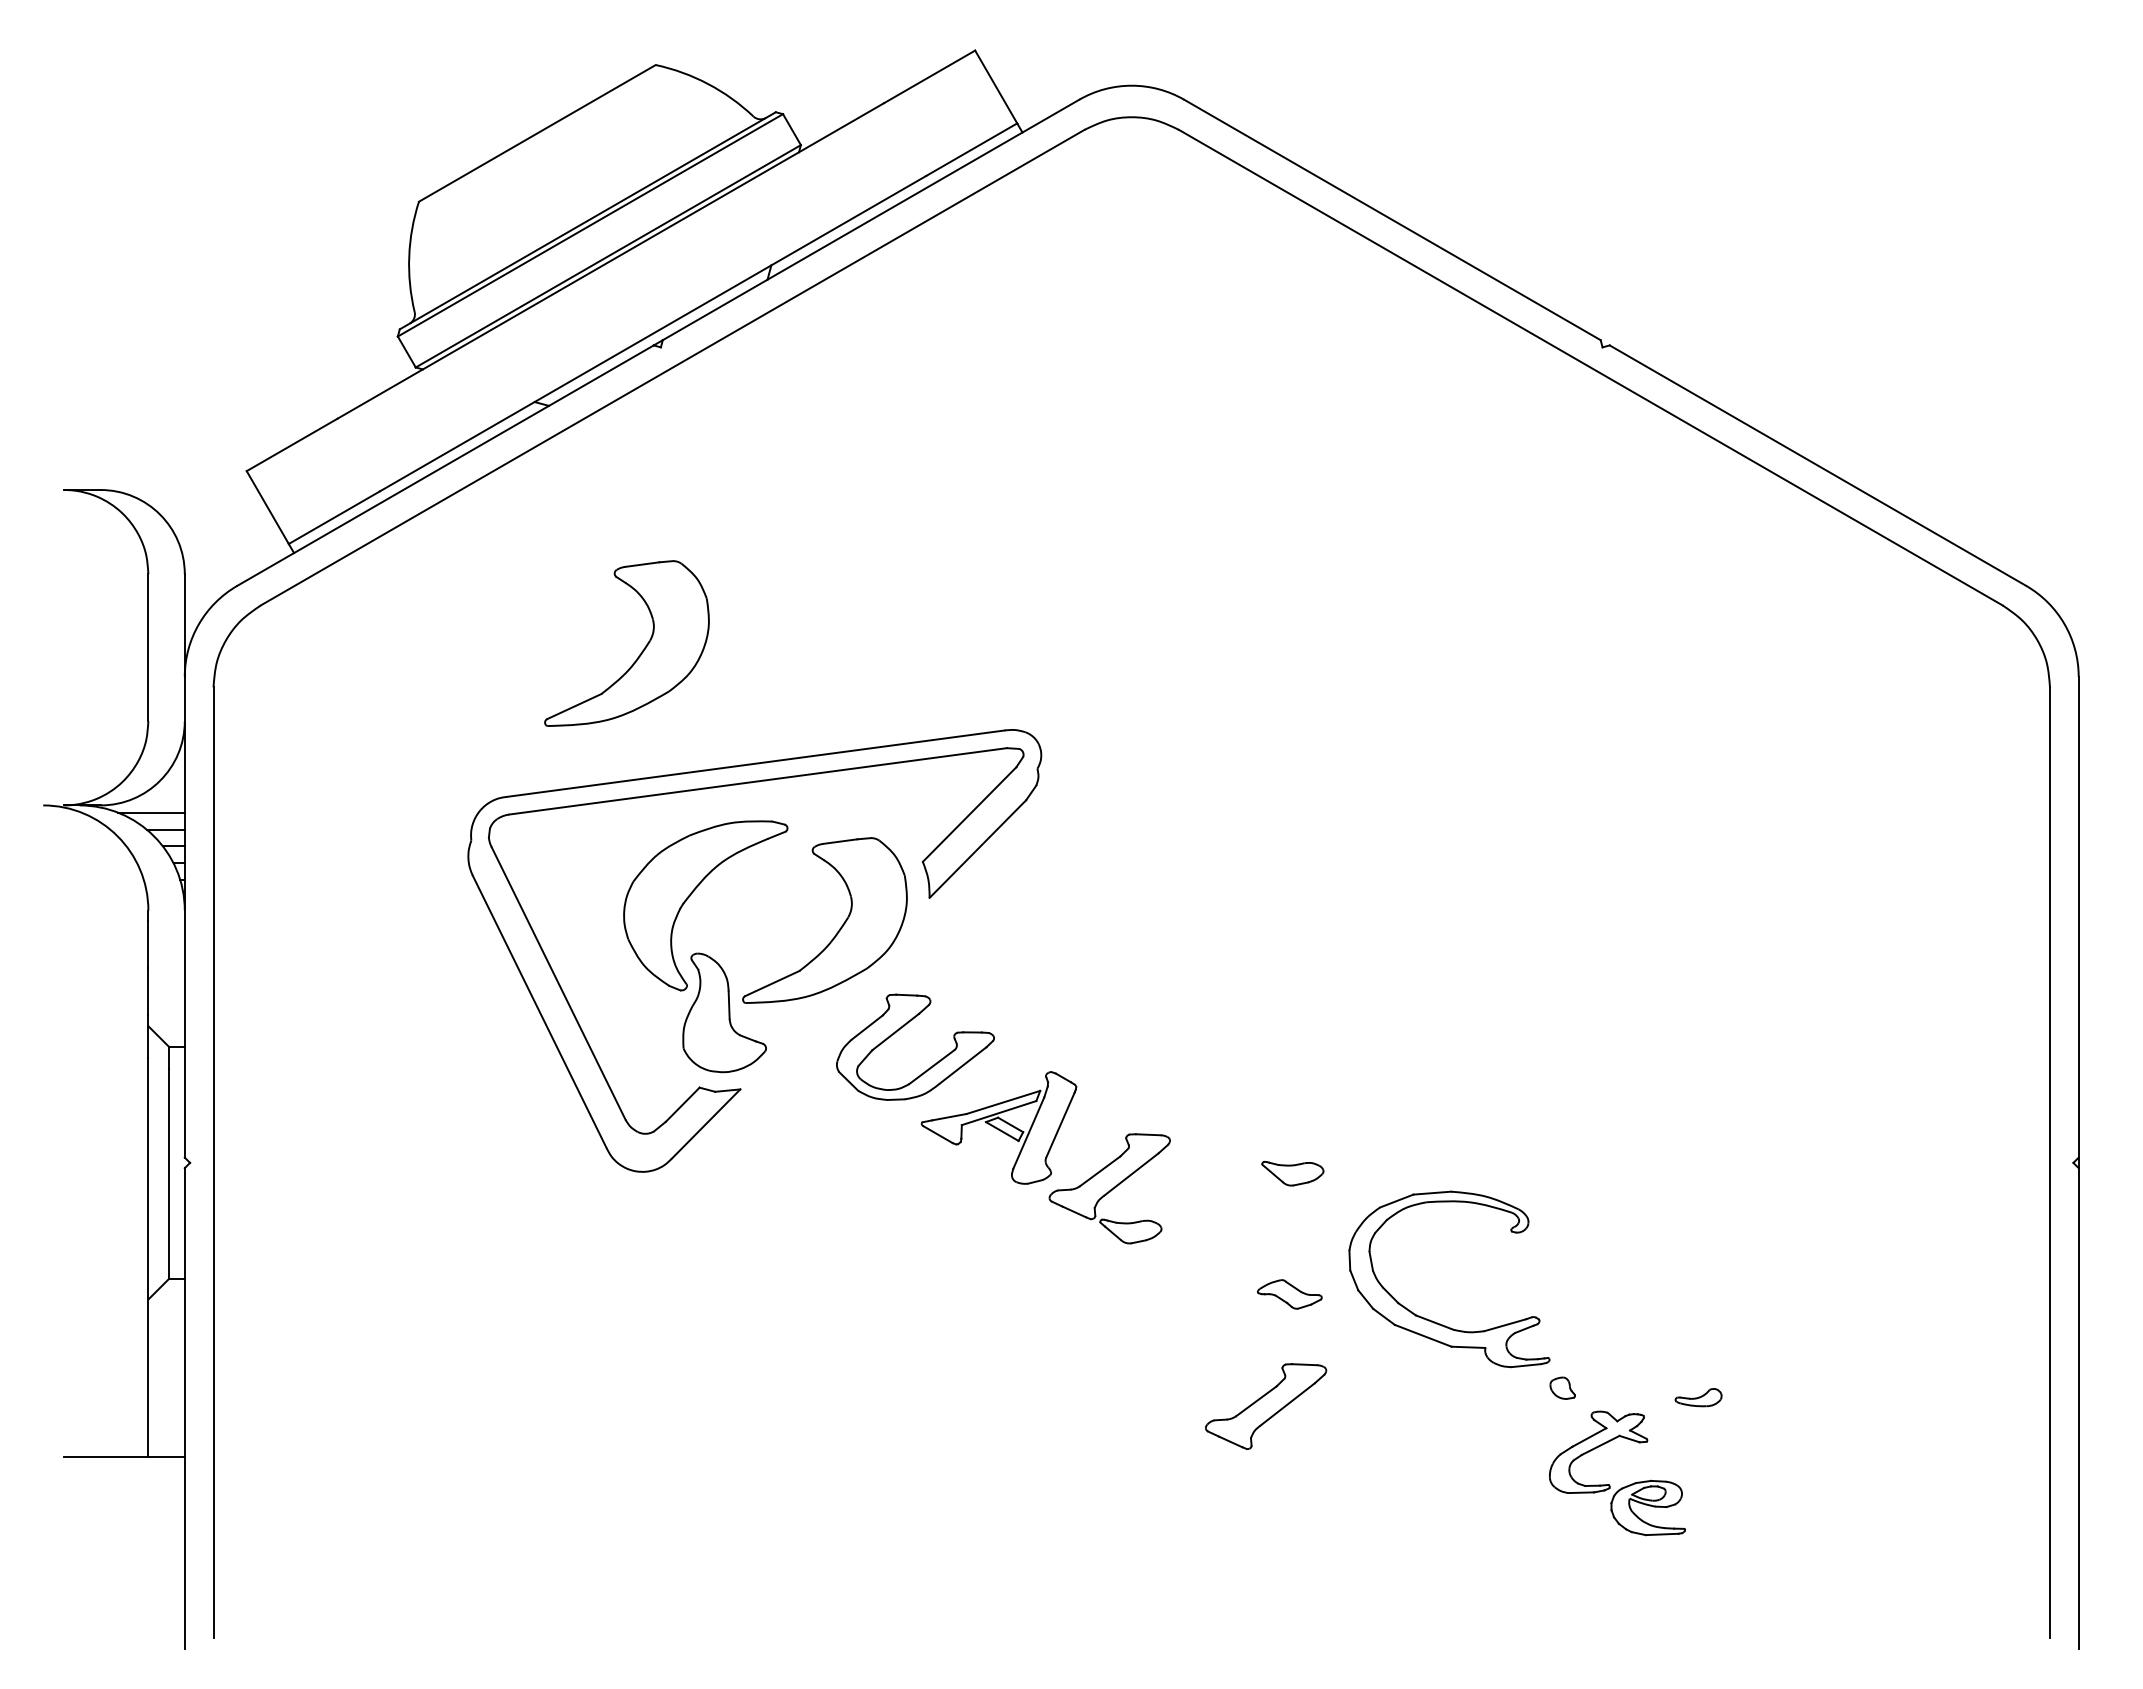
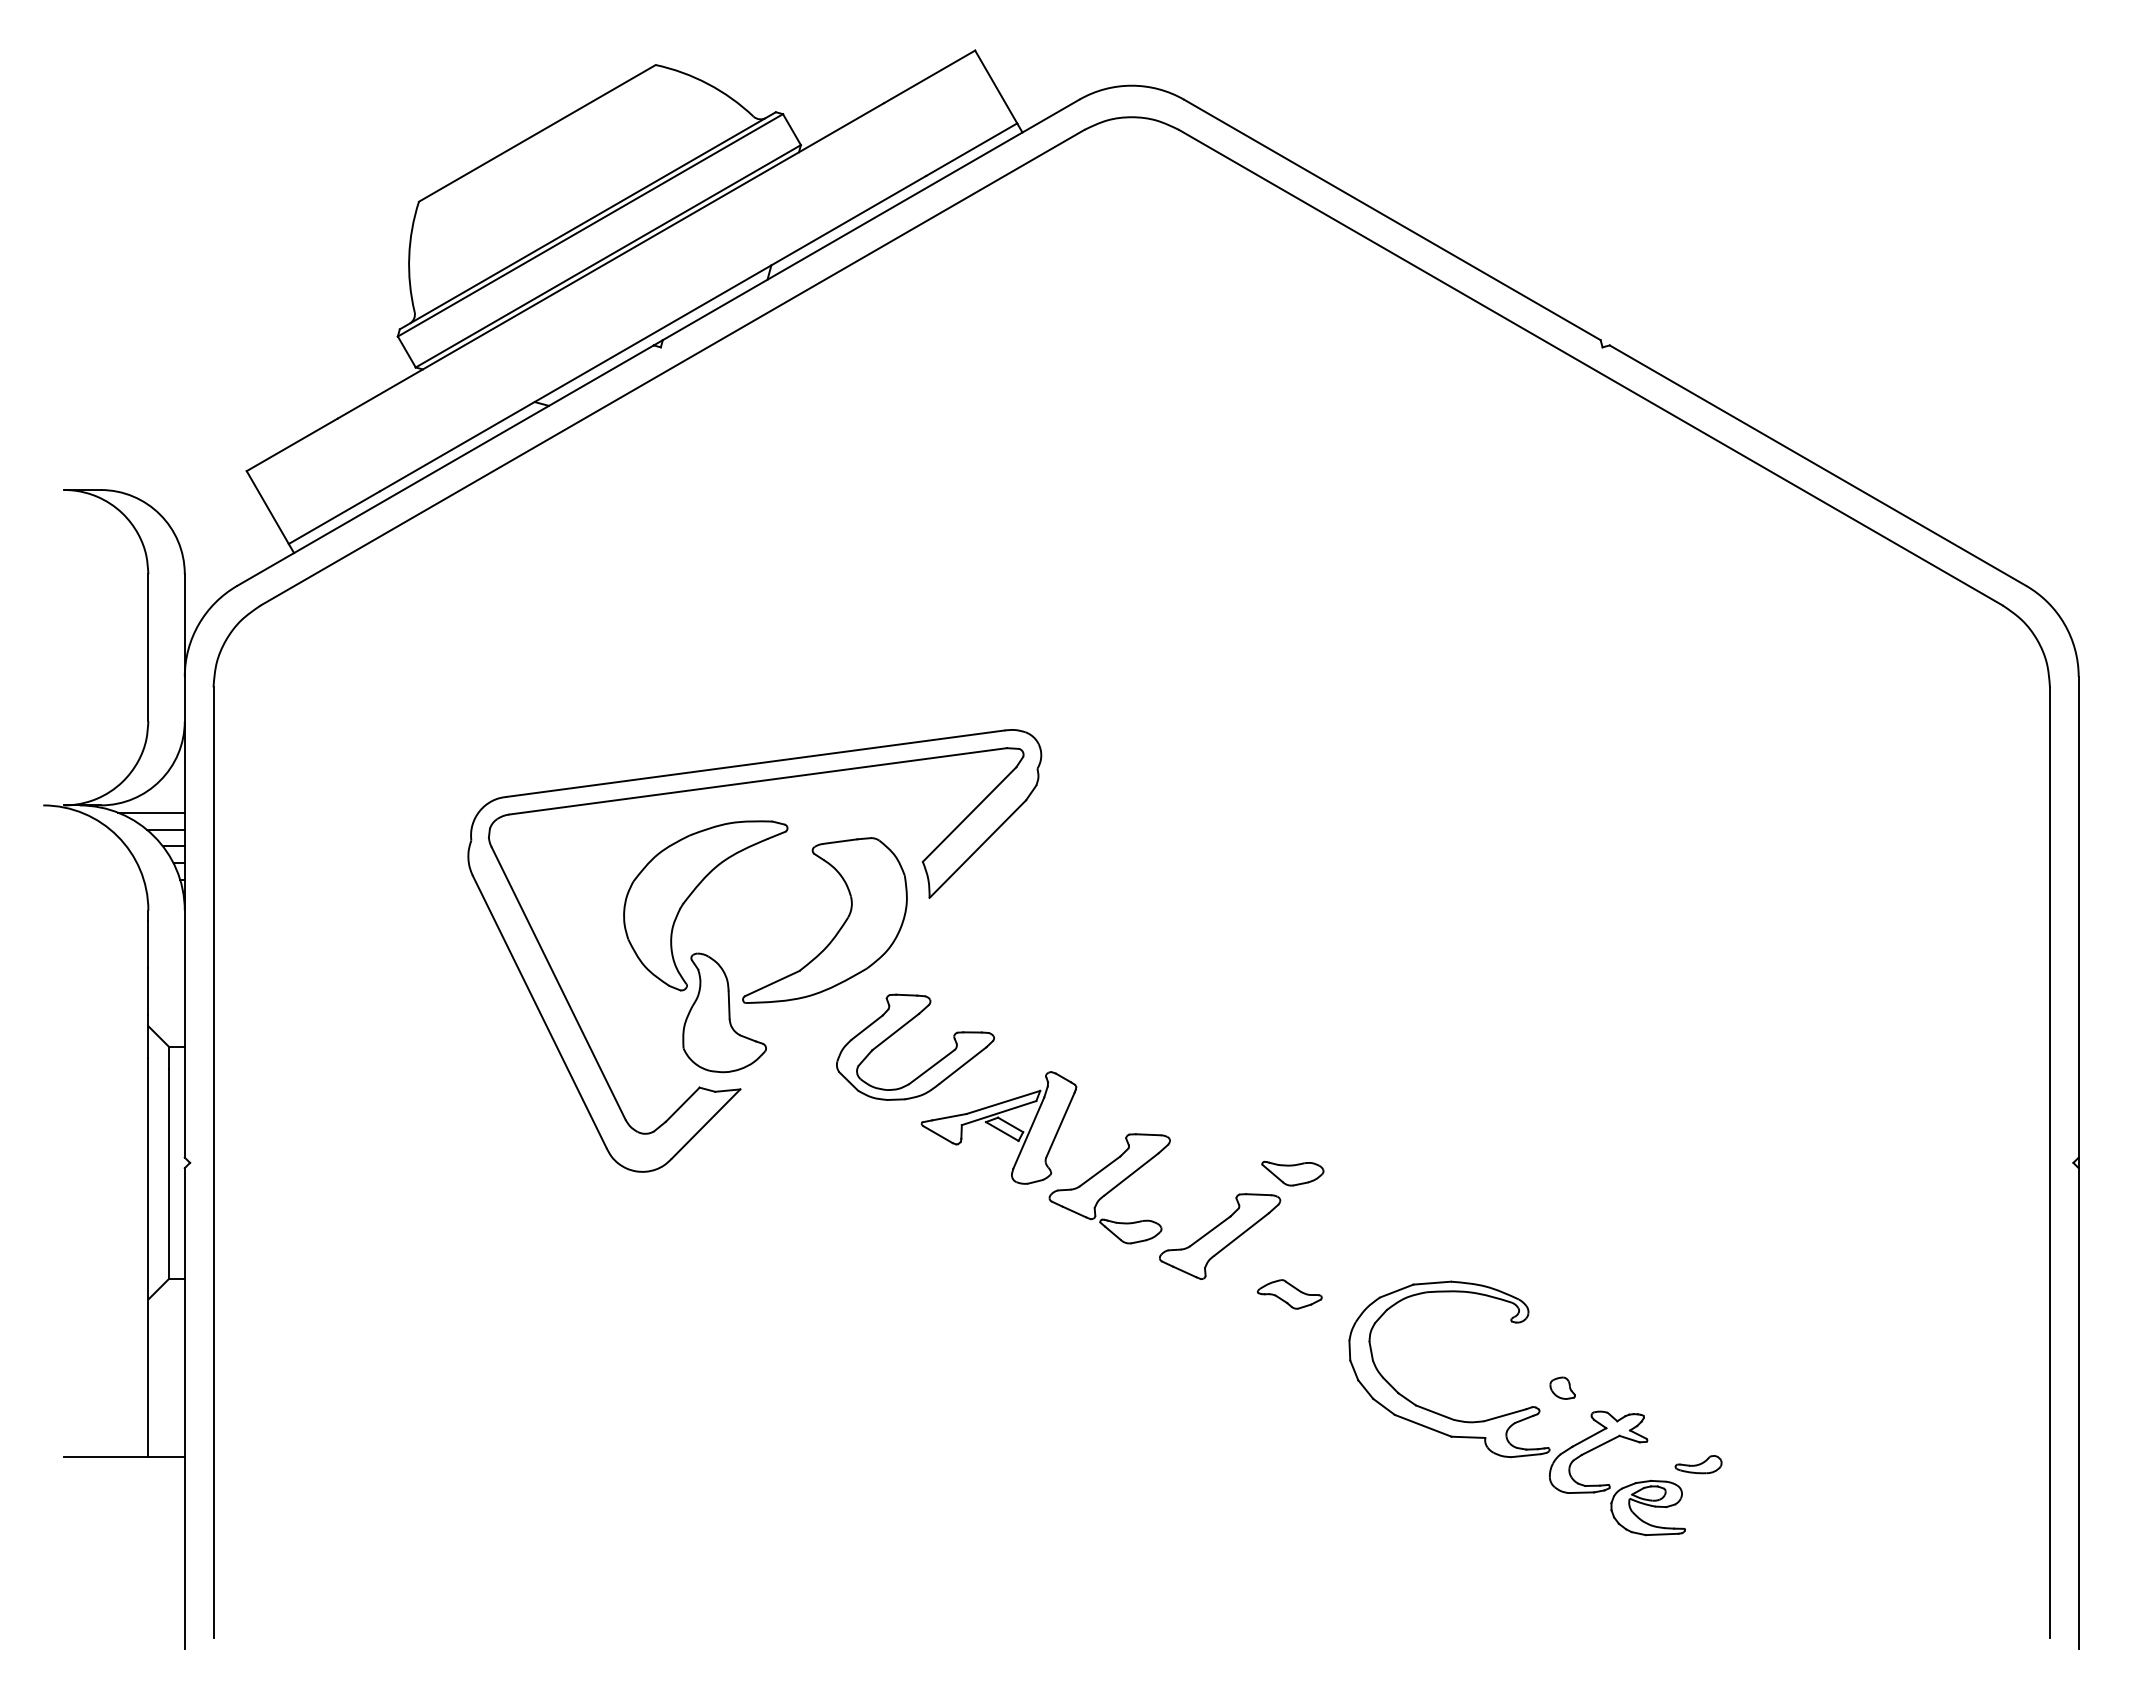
part: present -> none (641, 651)
part position: (1435, 1321) -> (1435, 1411) (1435, 1411)
part position: (1698, 1397) -> (1698, 1464) (1698, 1464)
part position: (1266, 1406) -> (1220, 1236) (1220, 1236)
